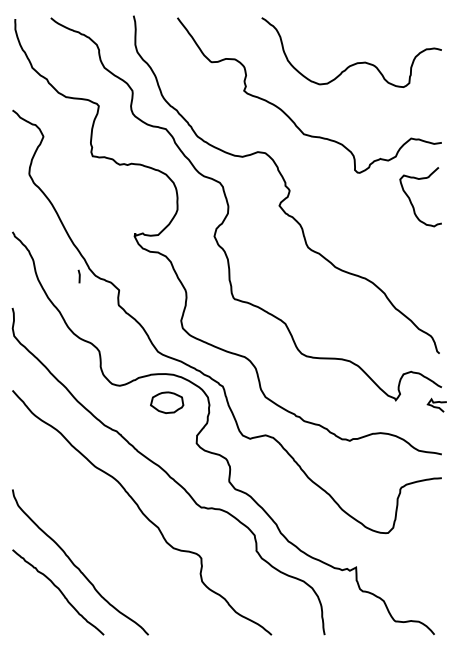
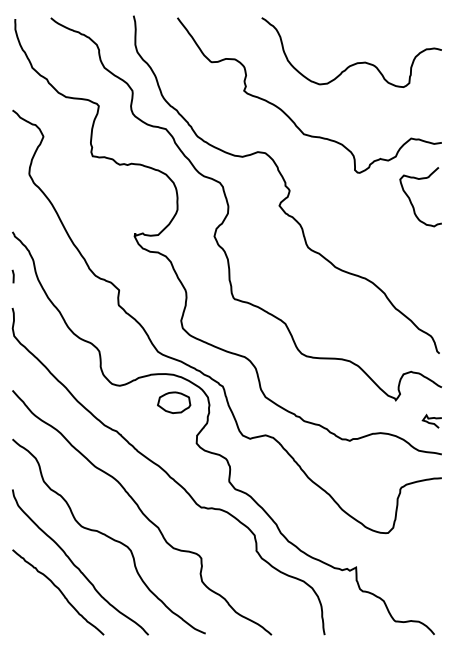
line position: (78, 276) -> (12, 276) (12, 276)
part position: (167, 402) -> (174, 402) (174, 402)
curve position: (436, 403) -> (431, 419) (431, 419)
curve: none -> present (108, 536)
